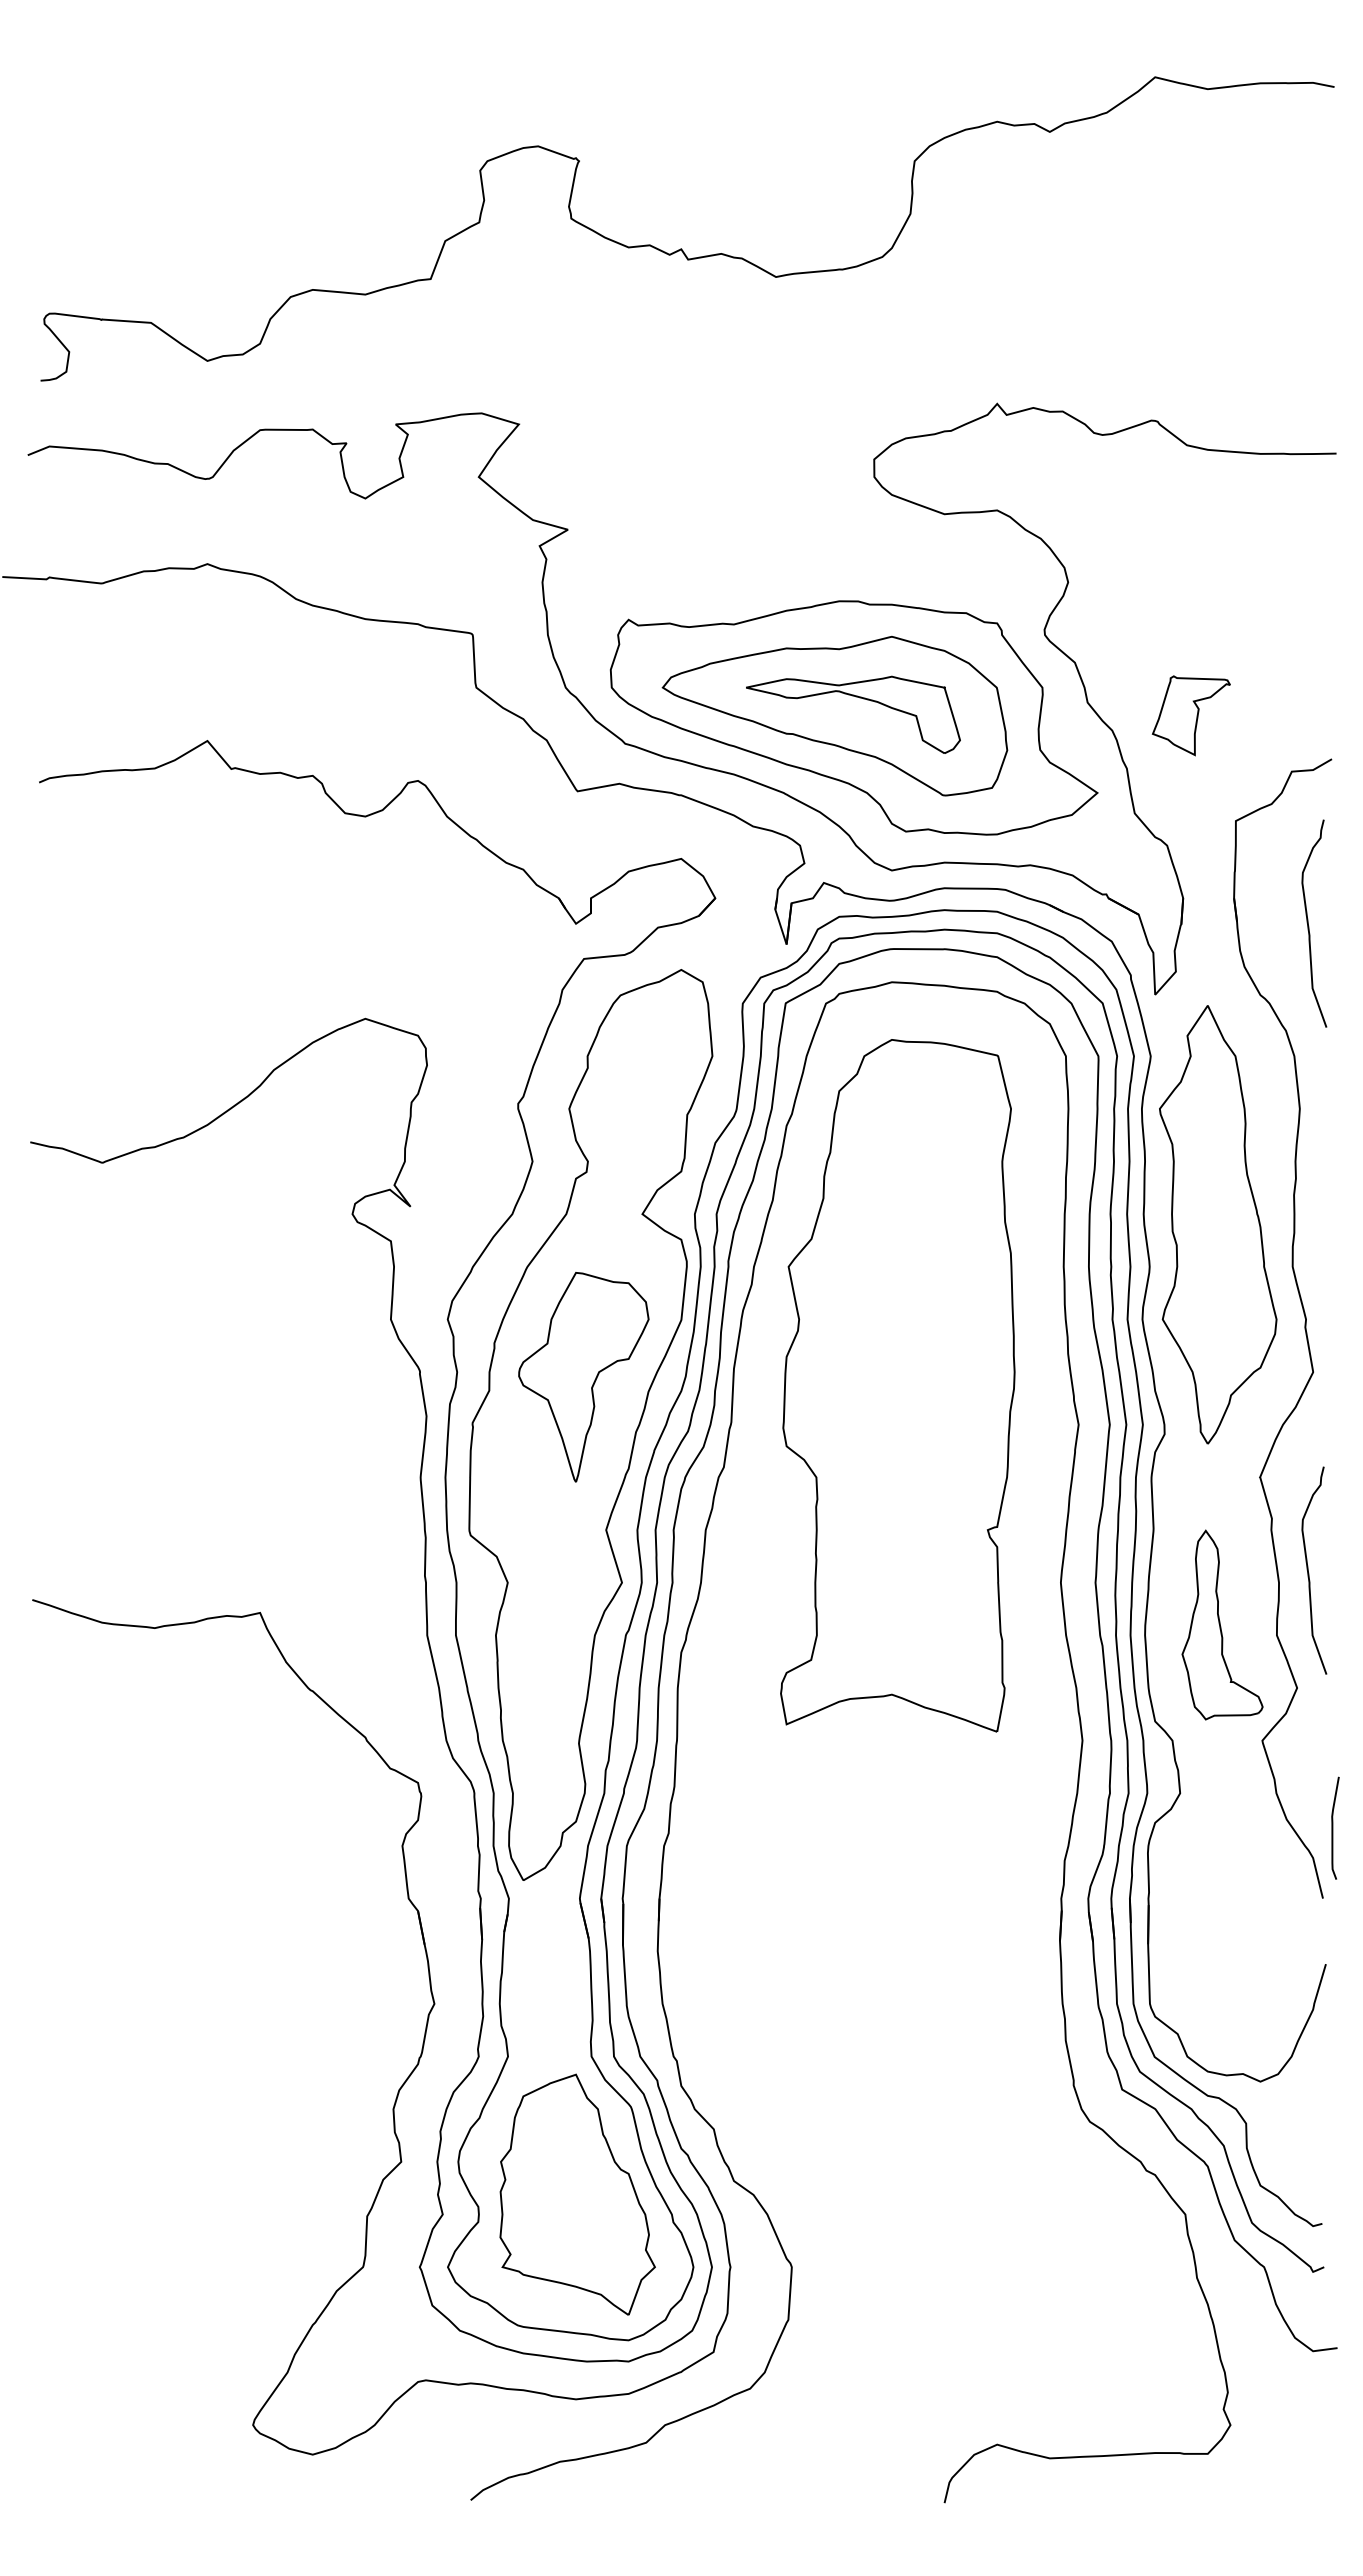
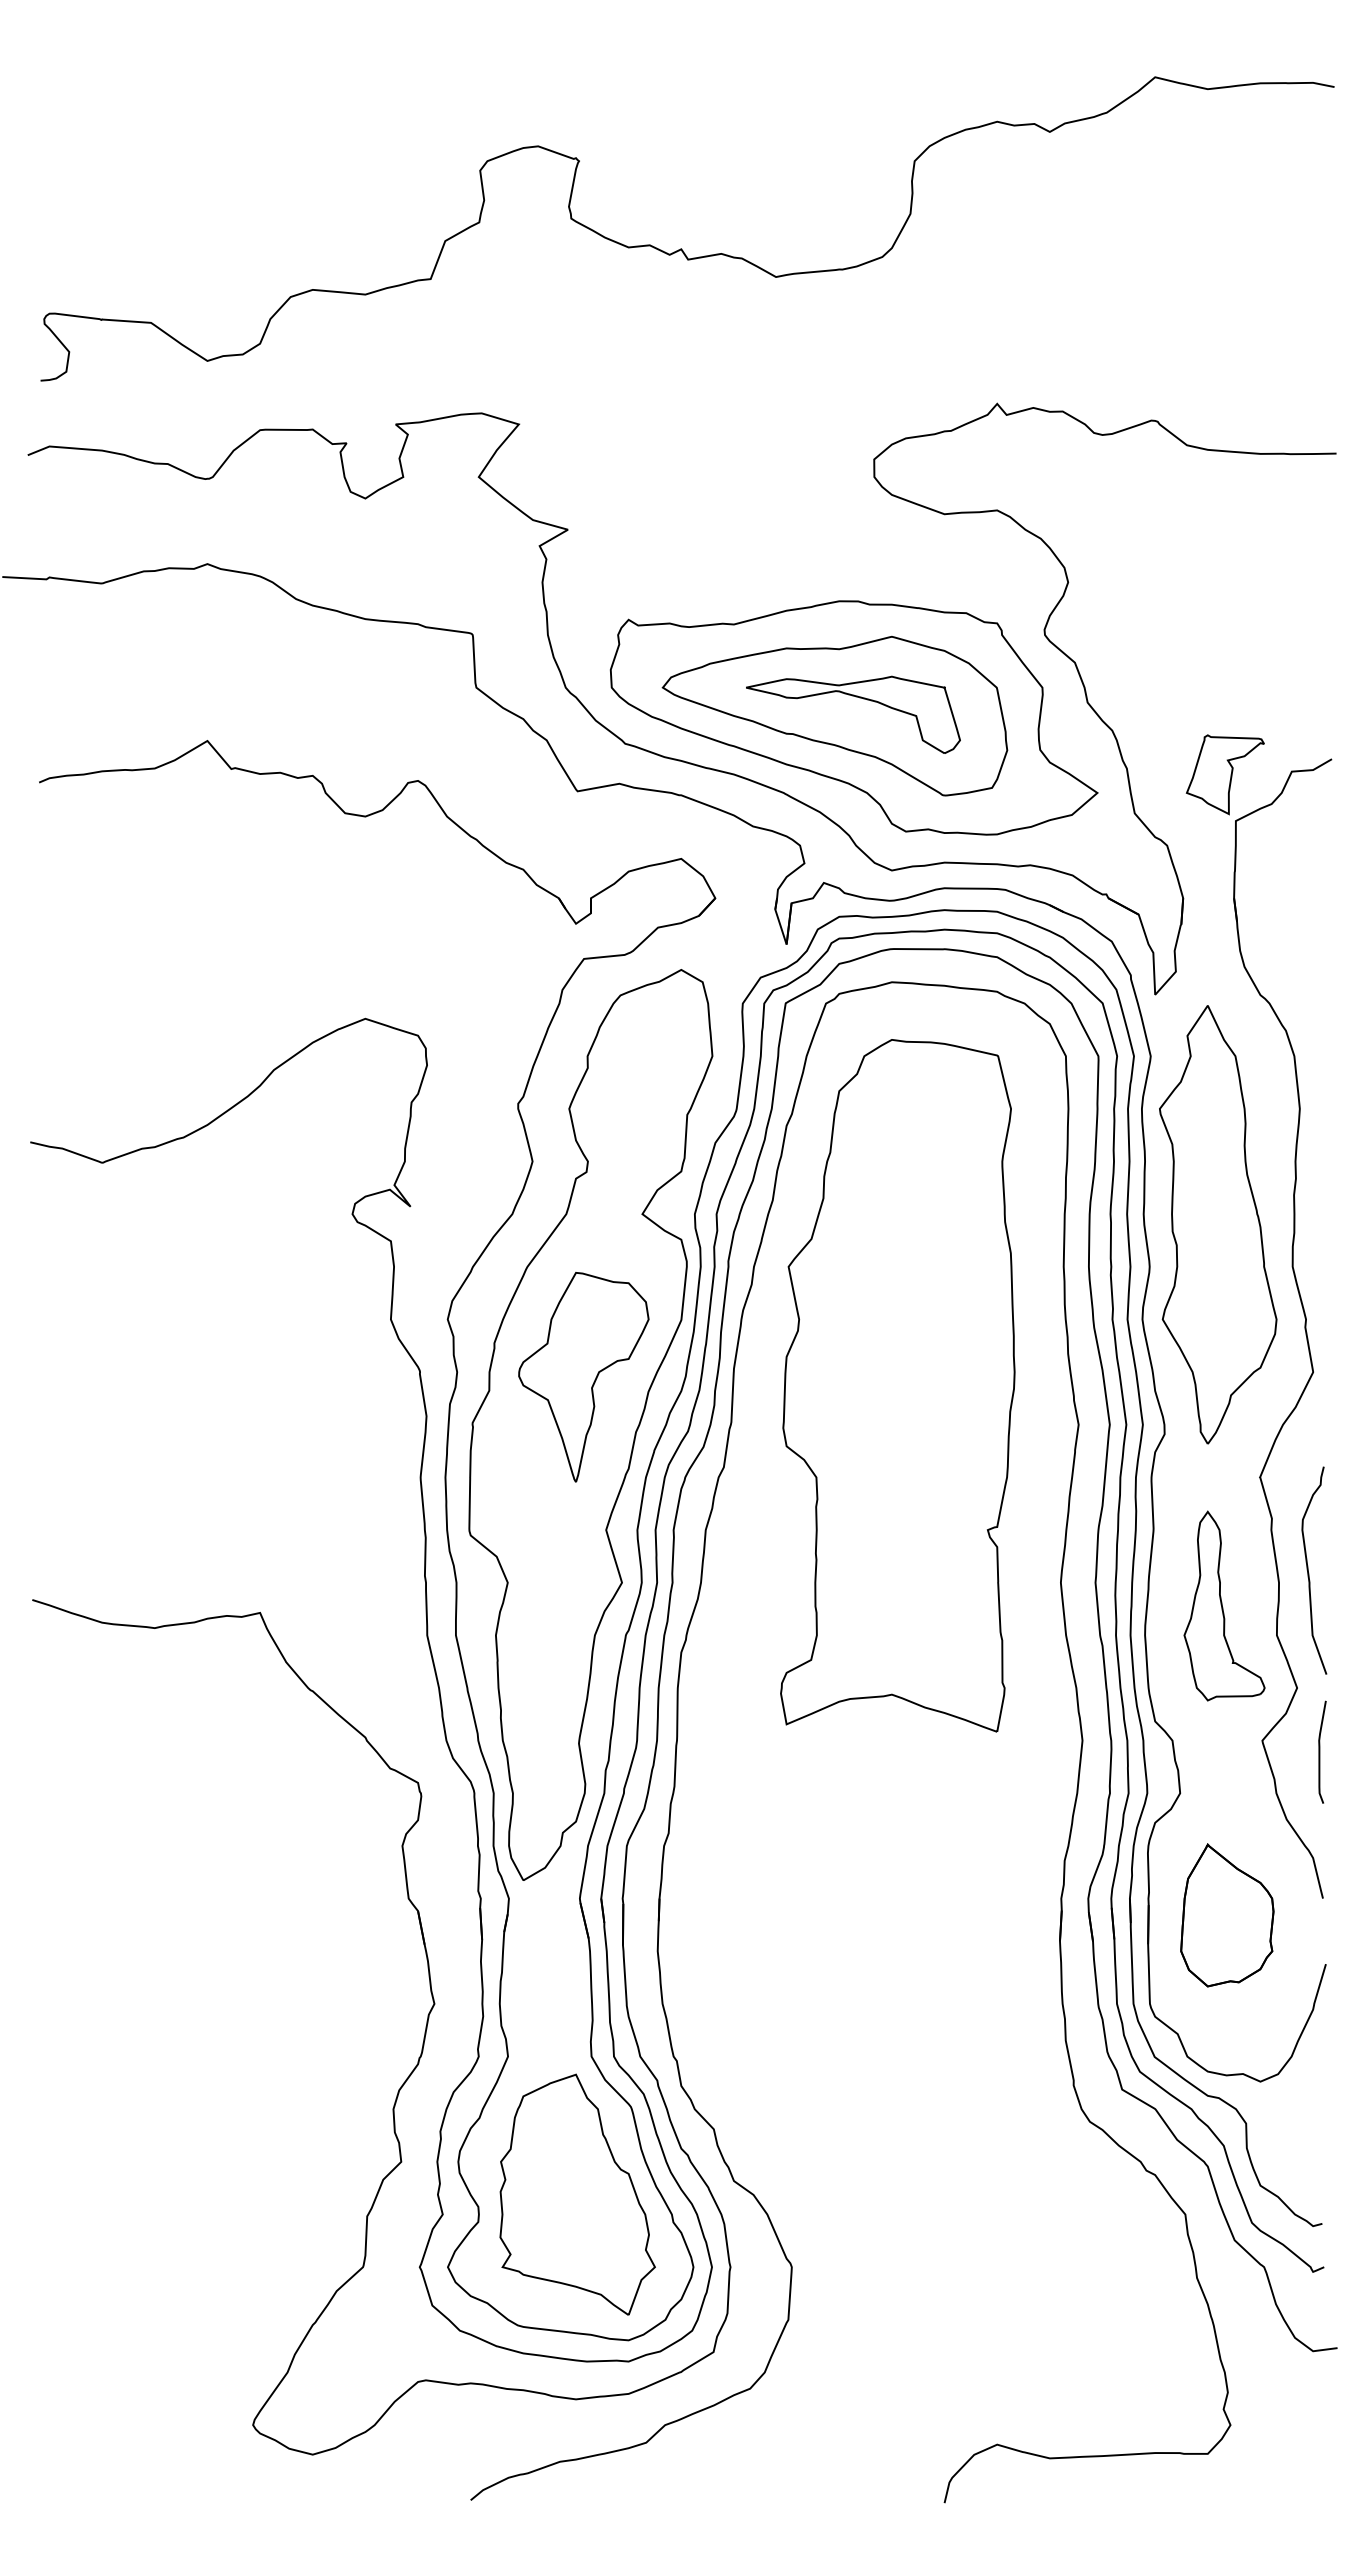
part position: (1190, 715) -> (1224, 774) (1224, 774)
curve: present -> none (1309, 926)
part position: (1222, 1624) -> (1224, 1605) (1224, 1605)
curve position: (1333, 1827) -> (1320, 1751) (1320, 1751)
part: none -> present (1227, 1915)
